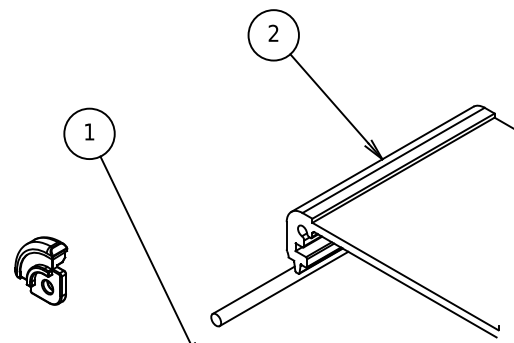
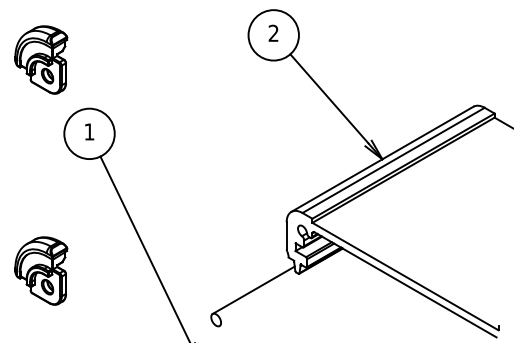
part: none -> present (41, 59)
line: present -> none (283, 288)
